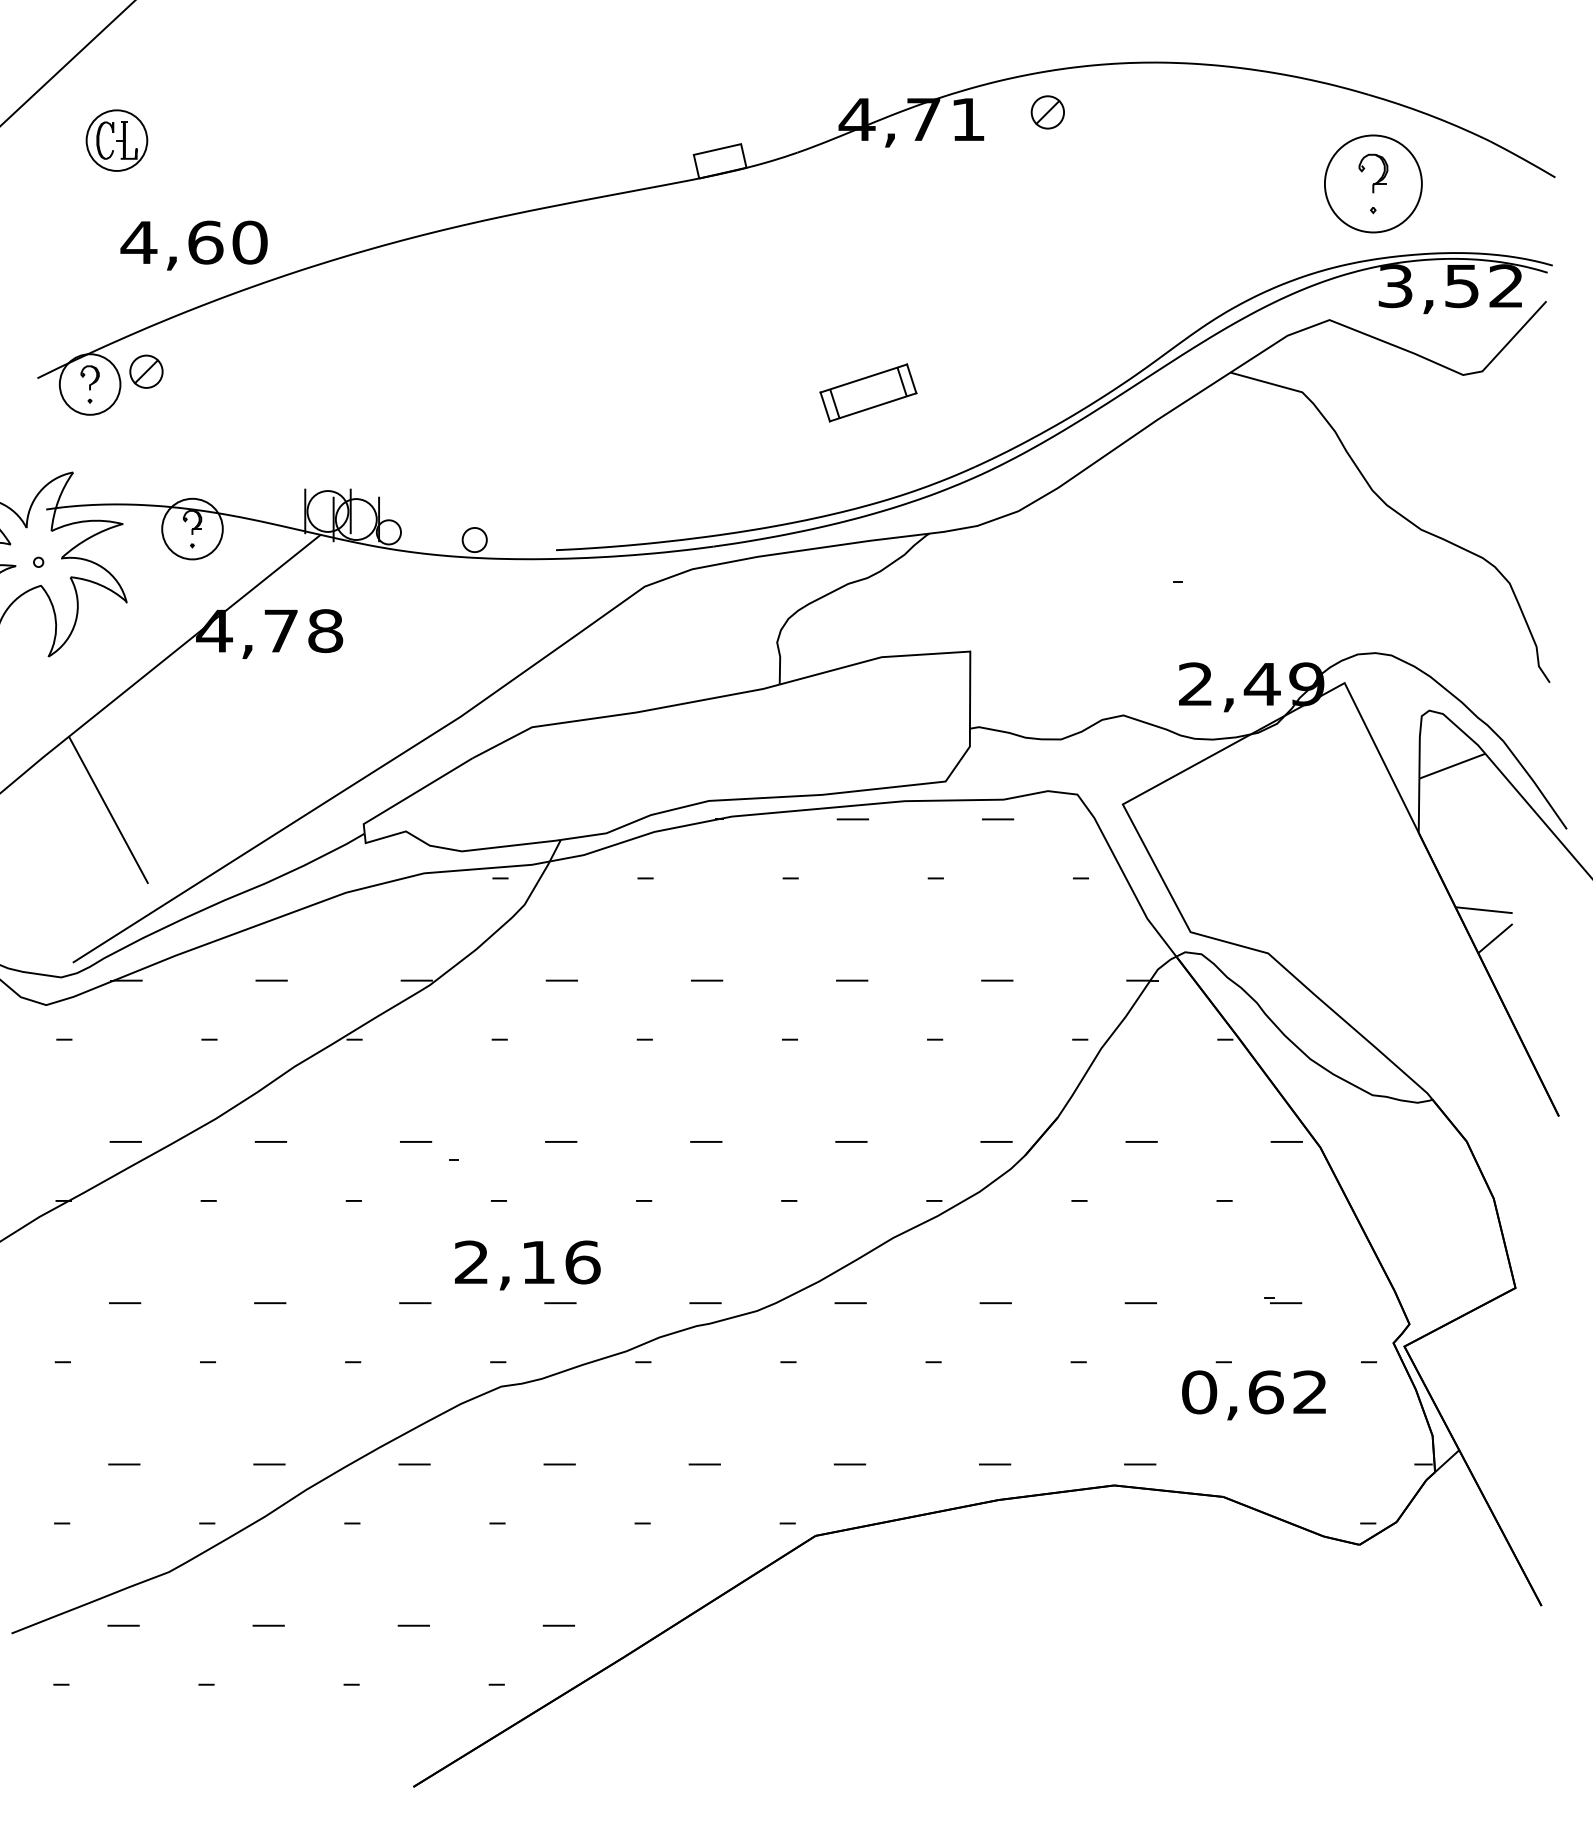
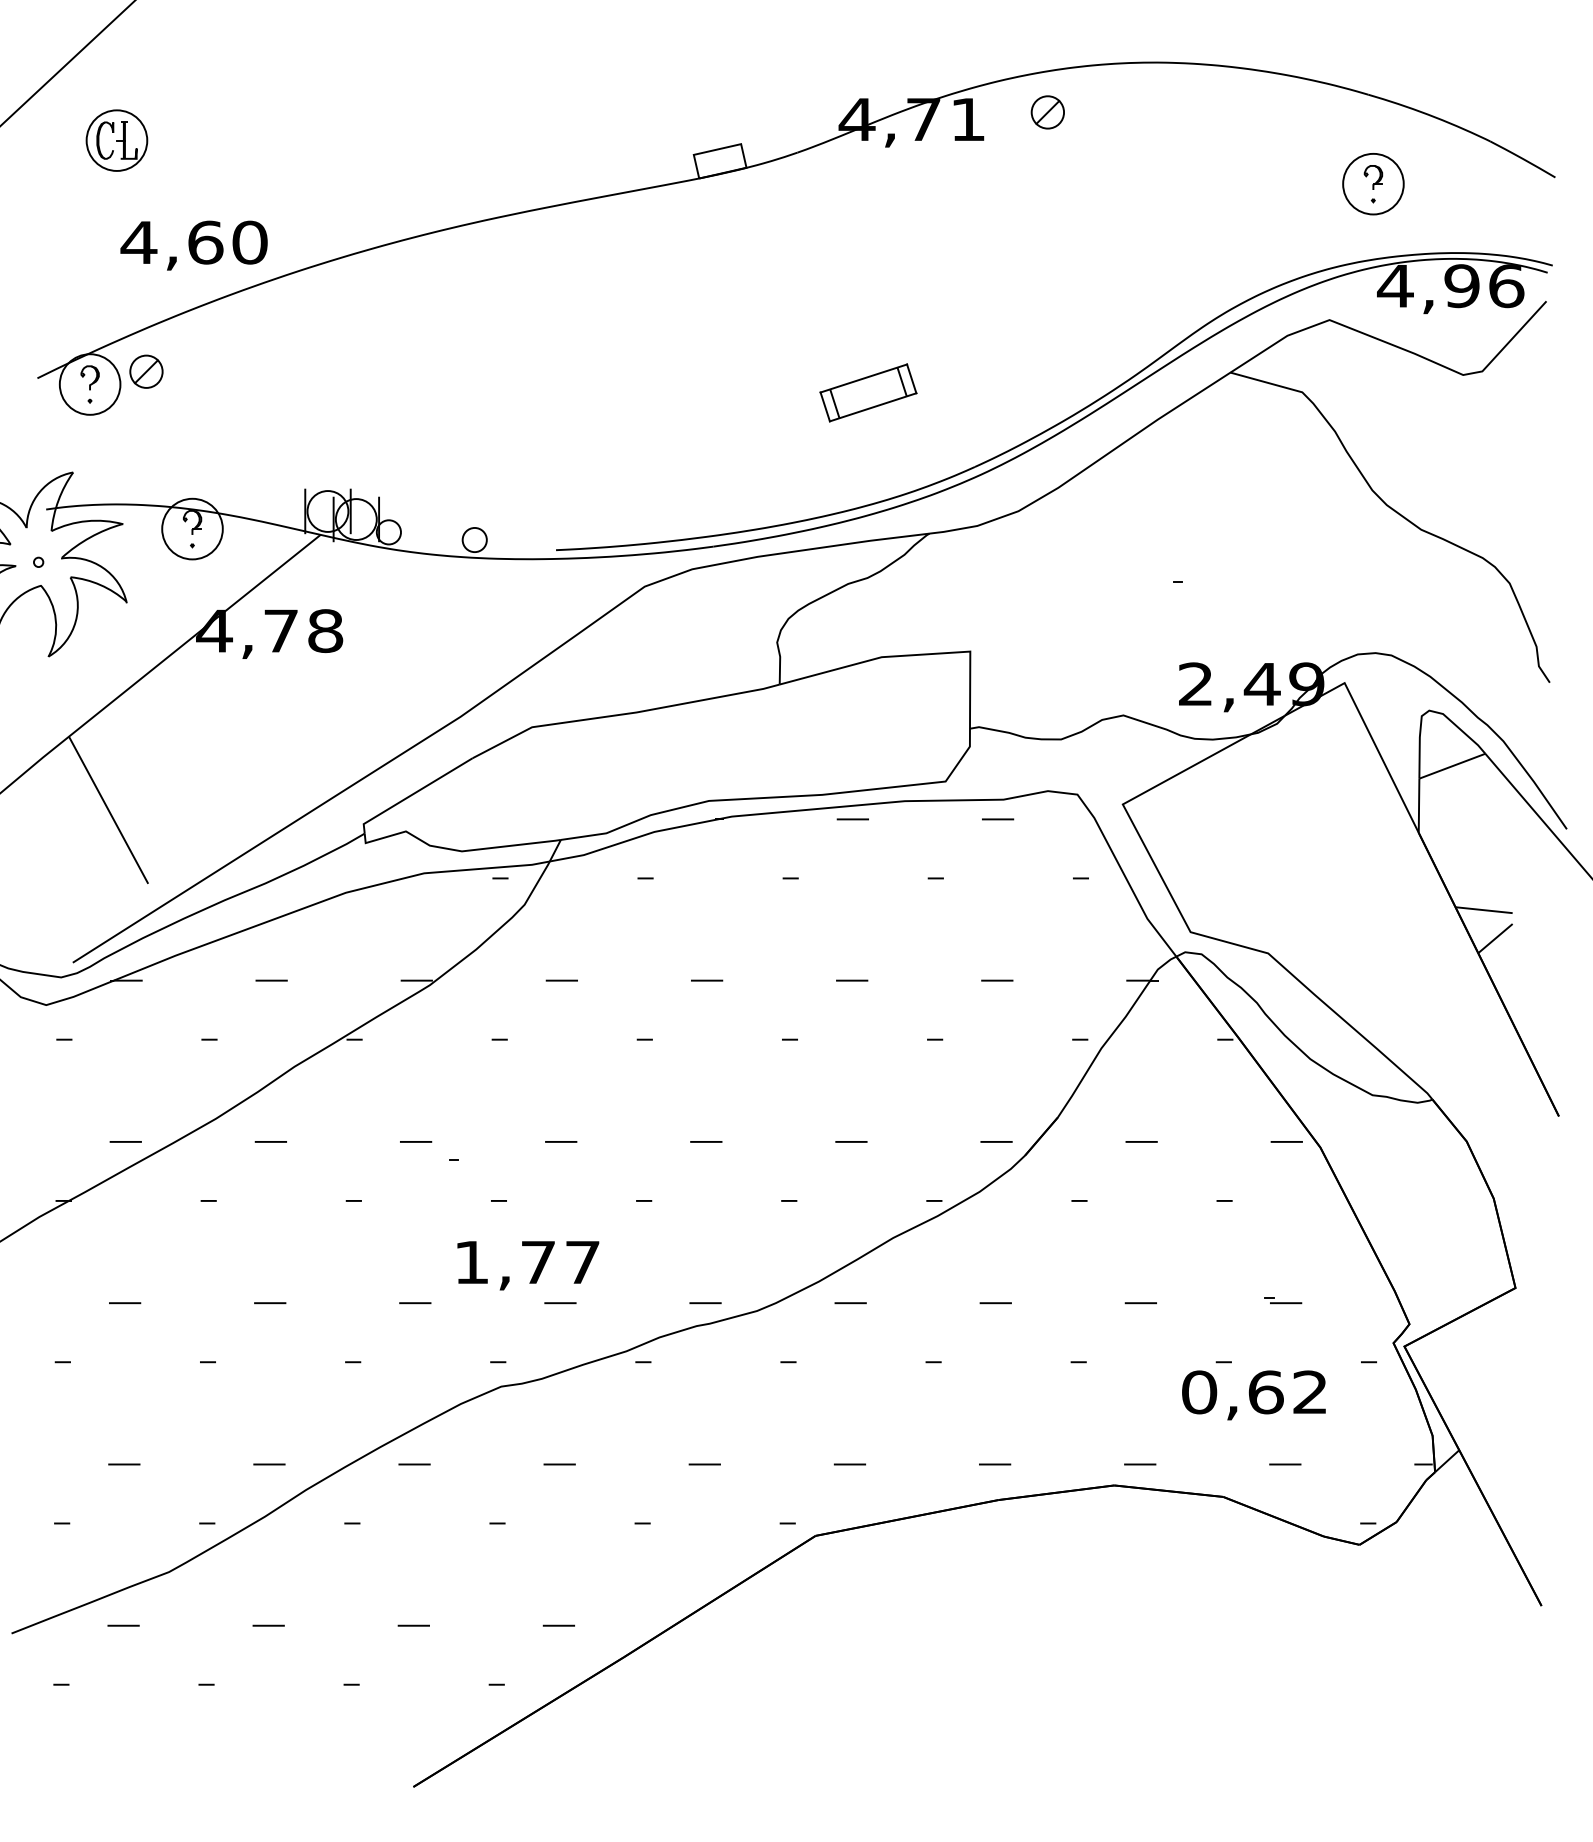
part size: 99x100 px -> 63x63 px (1373, 184)
text: 3,52 -> 4,96 (1450, 286)
text: 2,16 -> 1,77 (527, 1262)
line: none -> present (1285, 1464)
